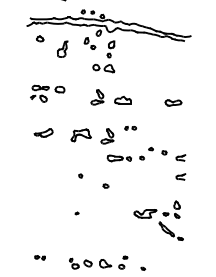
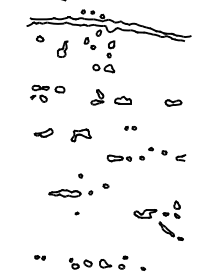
part: present -> none (107, 136)
part: present -> none (180, 176)
part: none -> present (70, 193)
